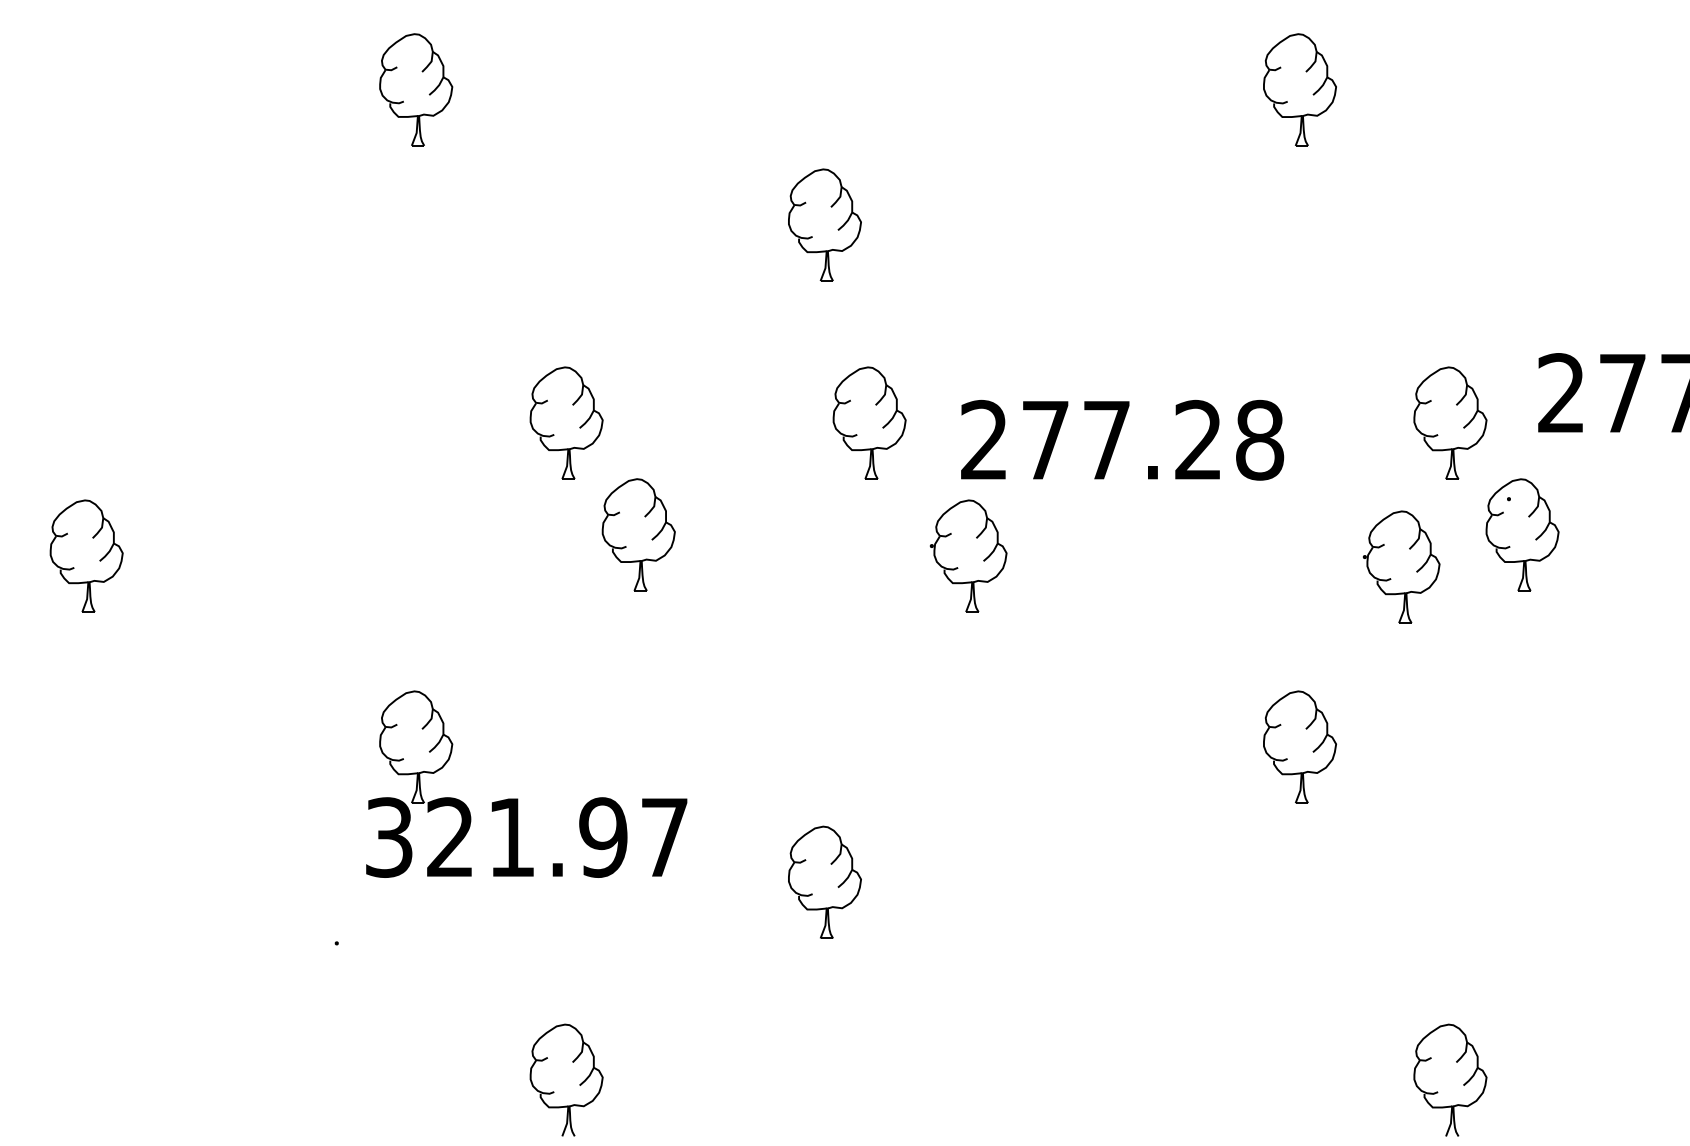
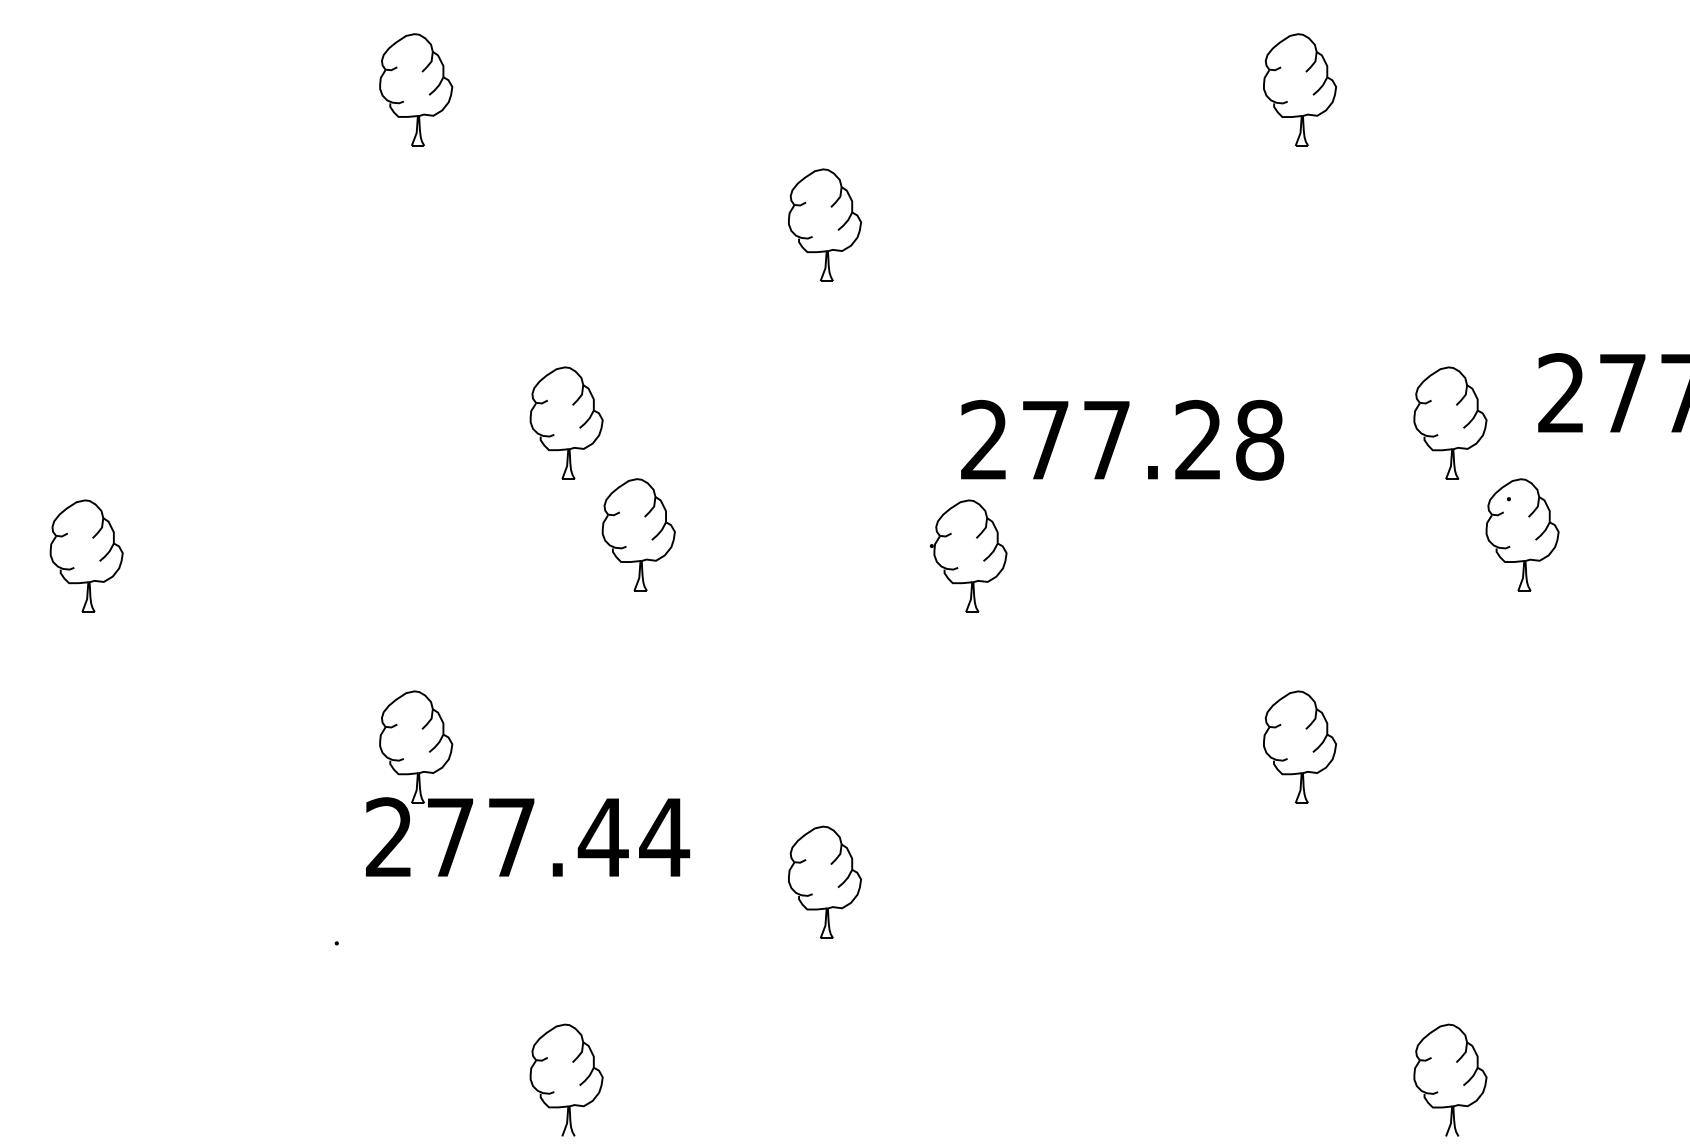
part: present -> none (869, 422)
part: present -> none (1401, 566)
text: 321.97 -> 277.44 (528, 837)
